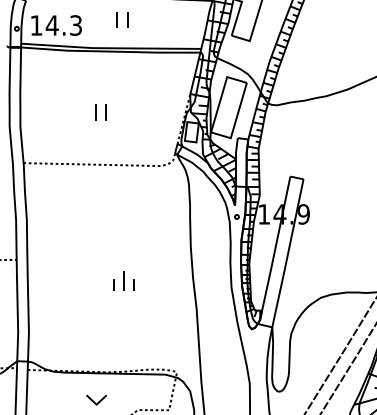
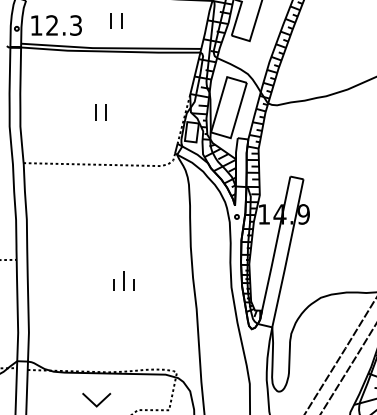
part position: (122, 19) -> (116, 20) (116, 20)
text: 14.3 -> 12.3 (51, 25)
part size: 21x12 px -> 30x16 px (96, 399)
